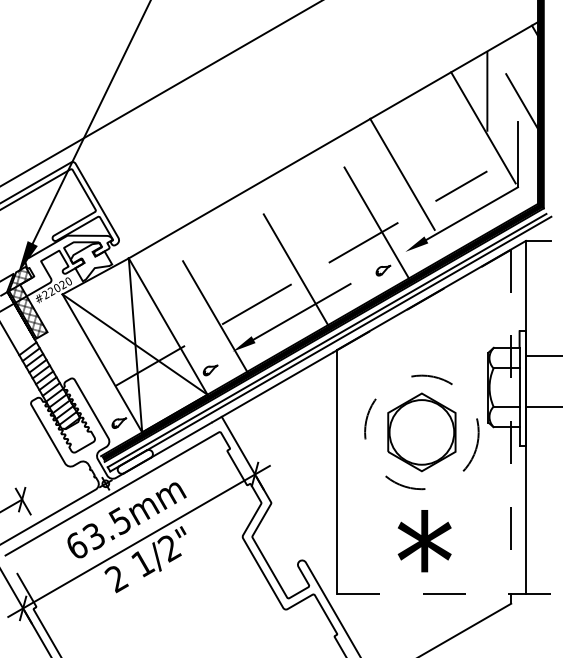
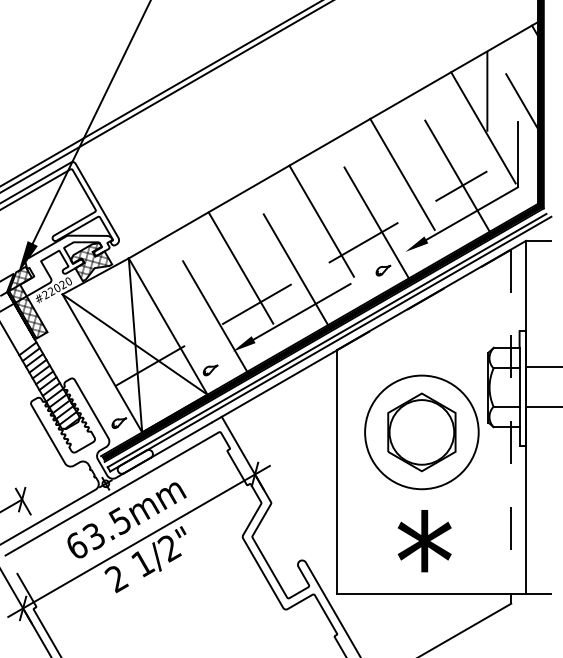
line: none -> present (166, 96)
line: none -> present (457, 175)
line: none -> present (321, 220)
hatch: none -> present (90, 261)
line: none -> present (240, 267)
line position: (542, 355) -> (542, 366) (542, 366)
circle: dashed -> solid (421, 432)
line: dashed -> solid (443, 593)
